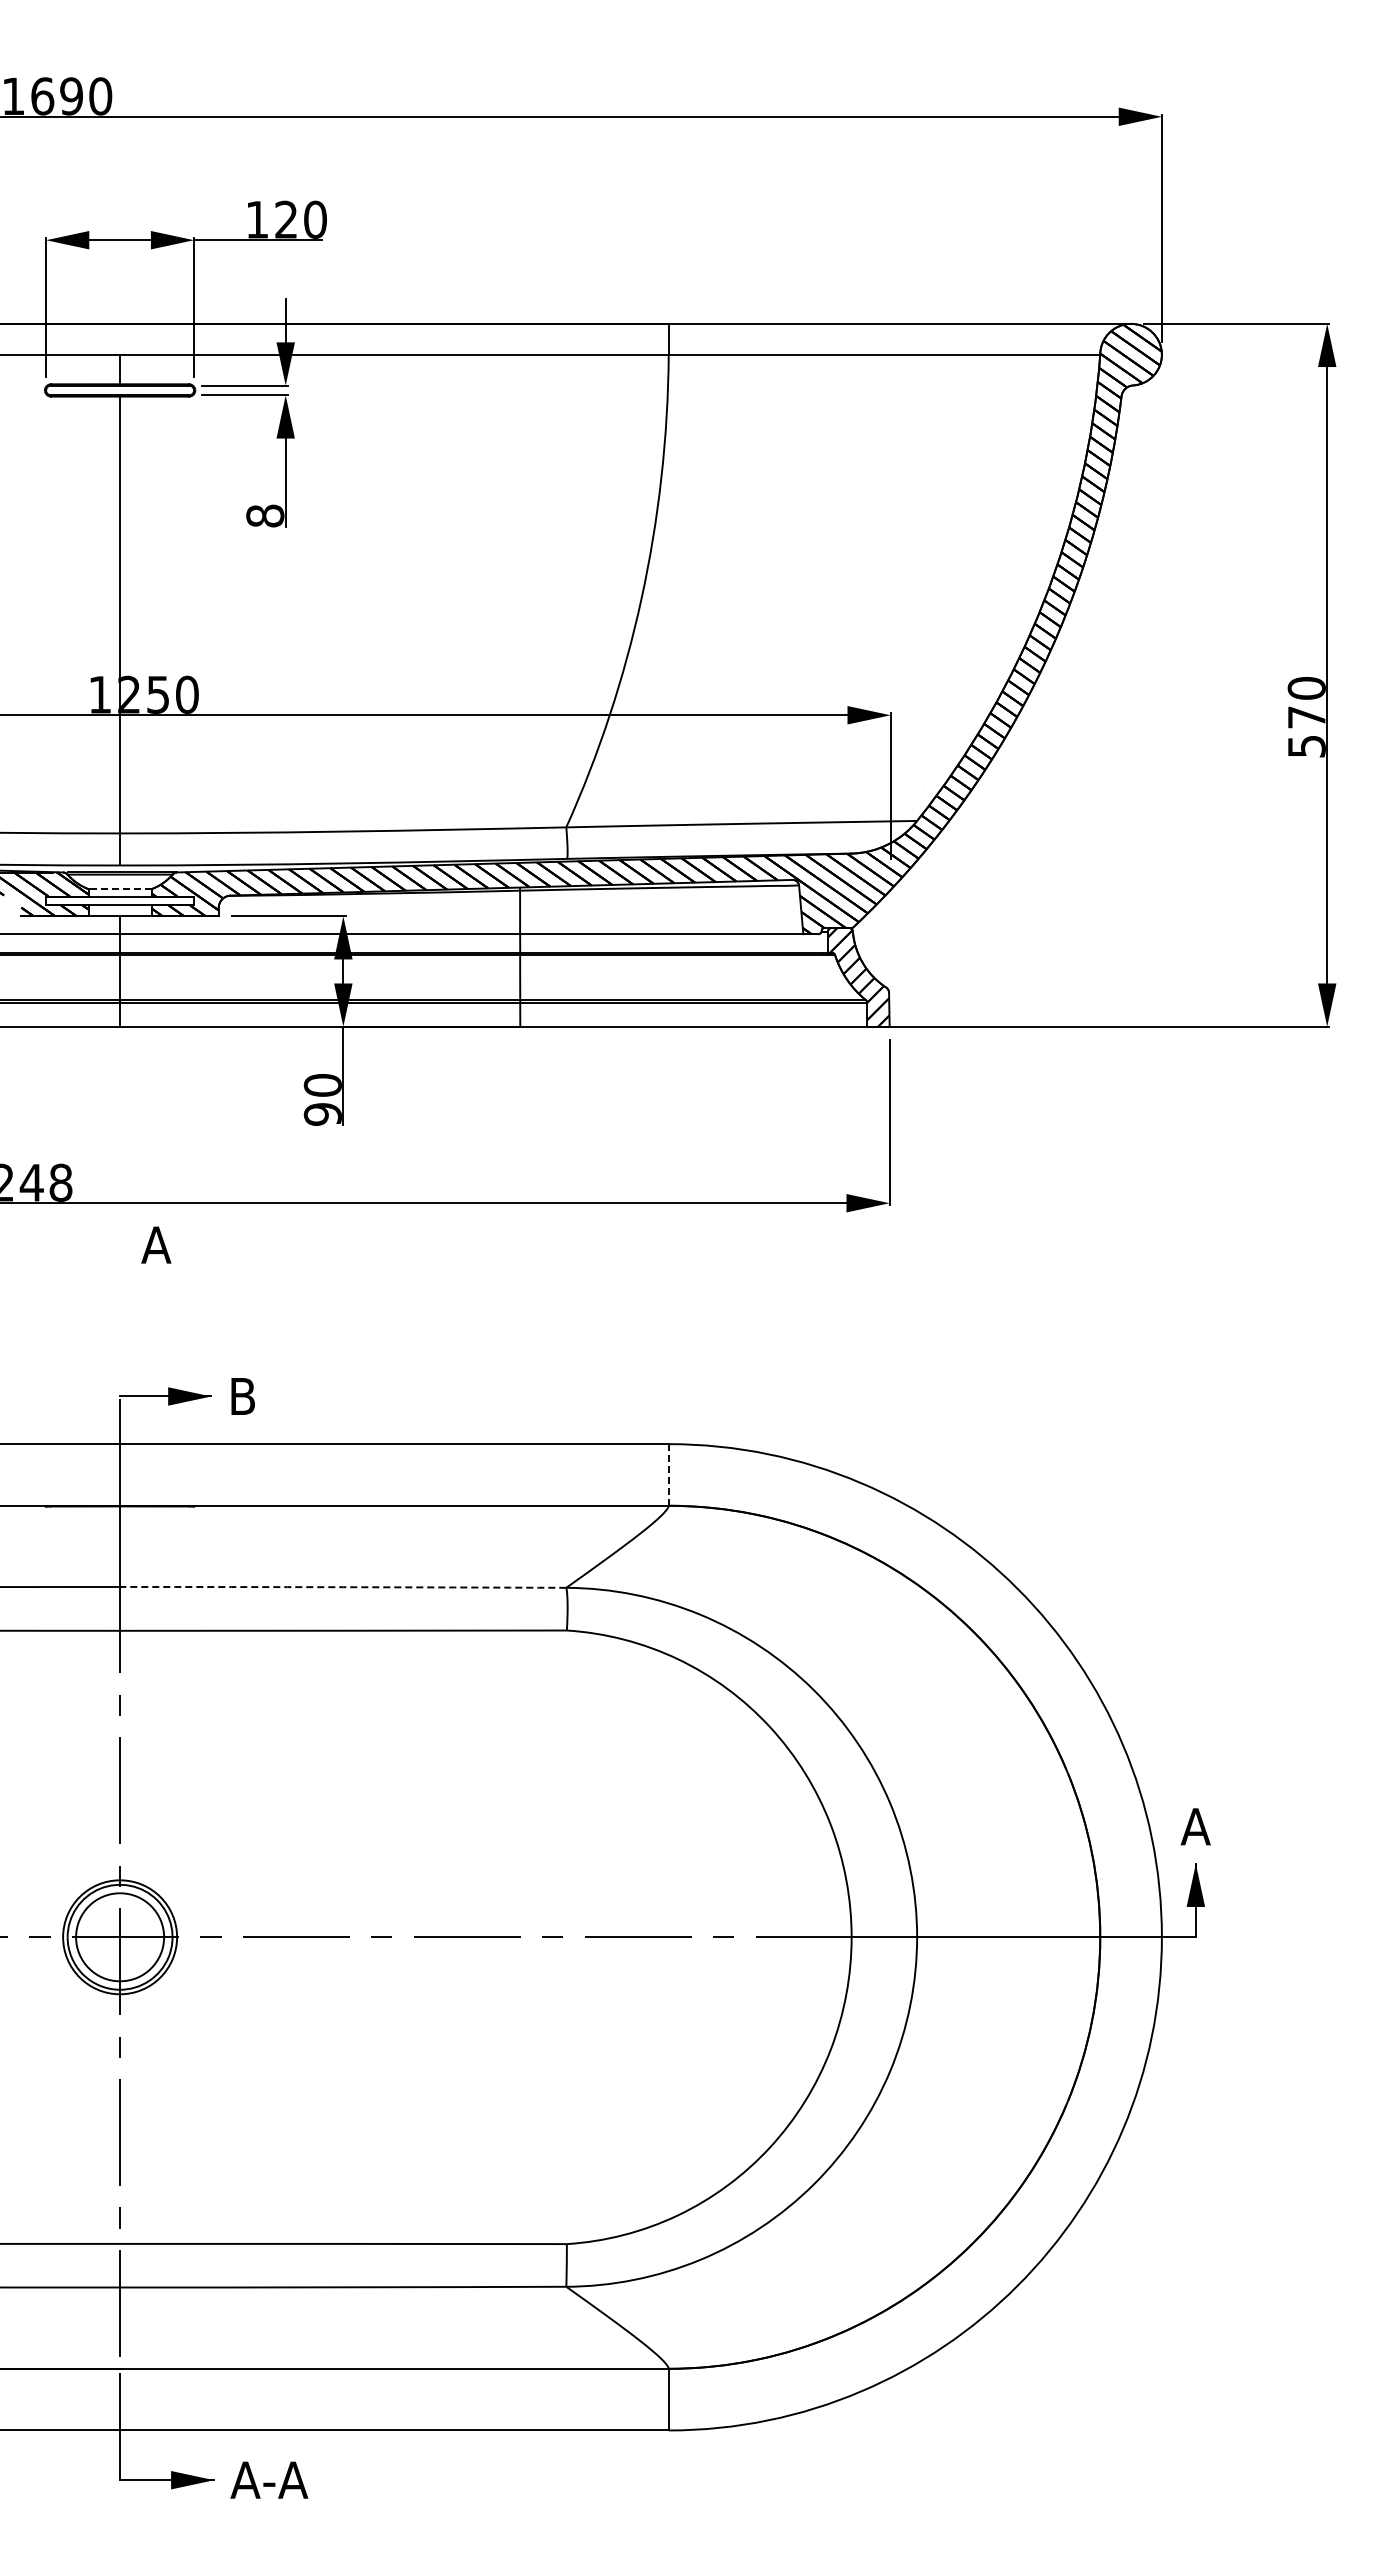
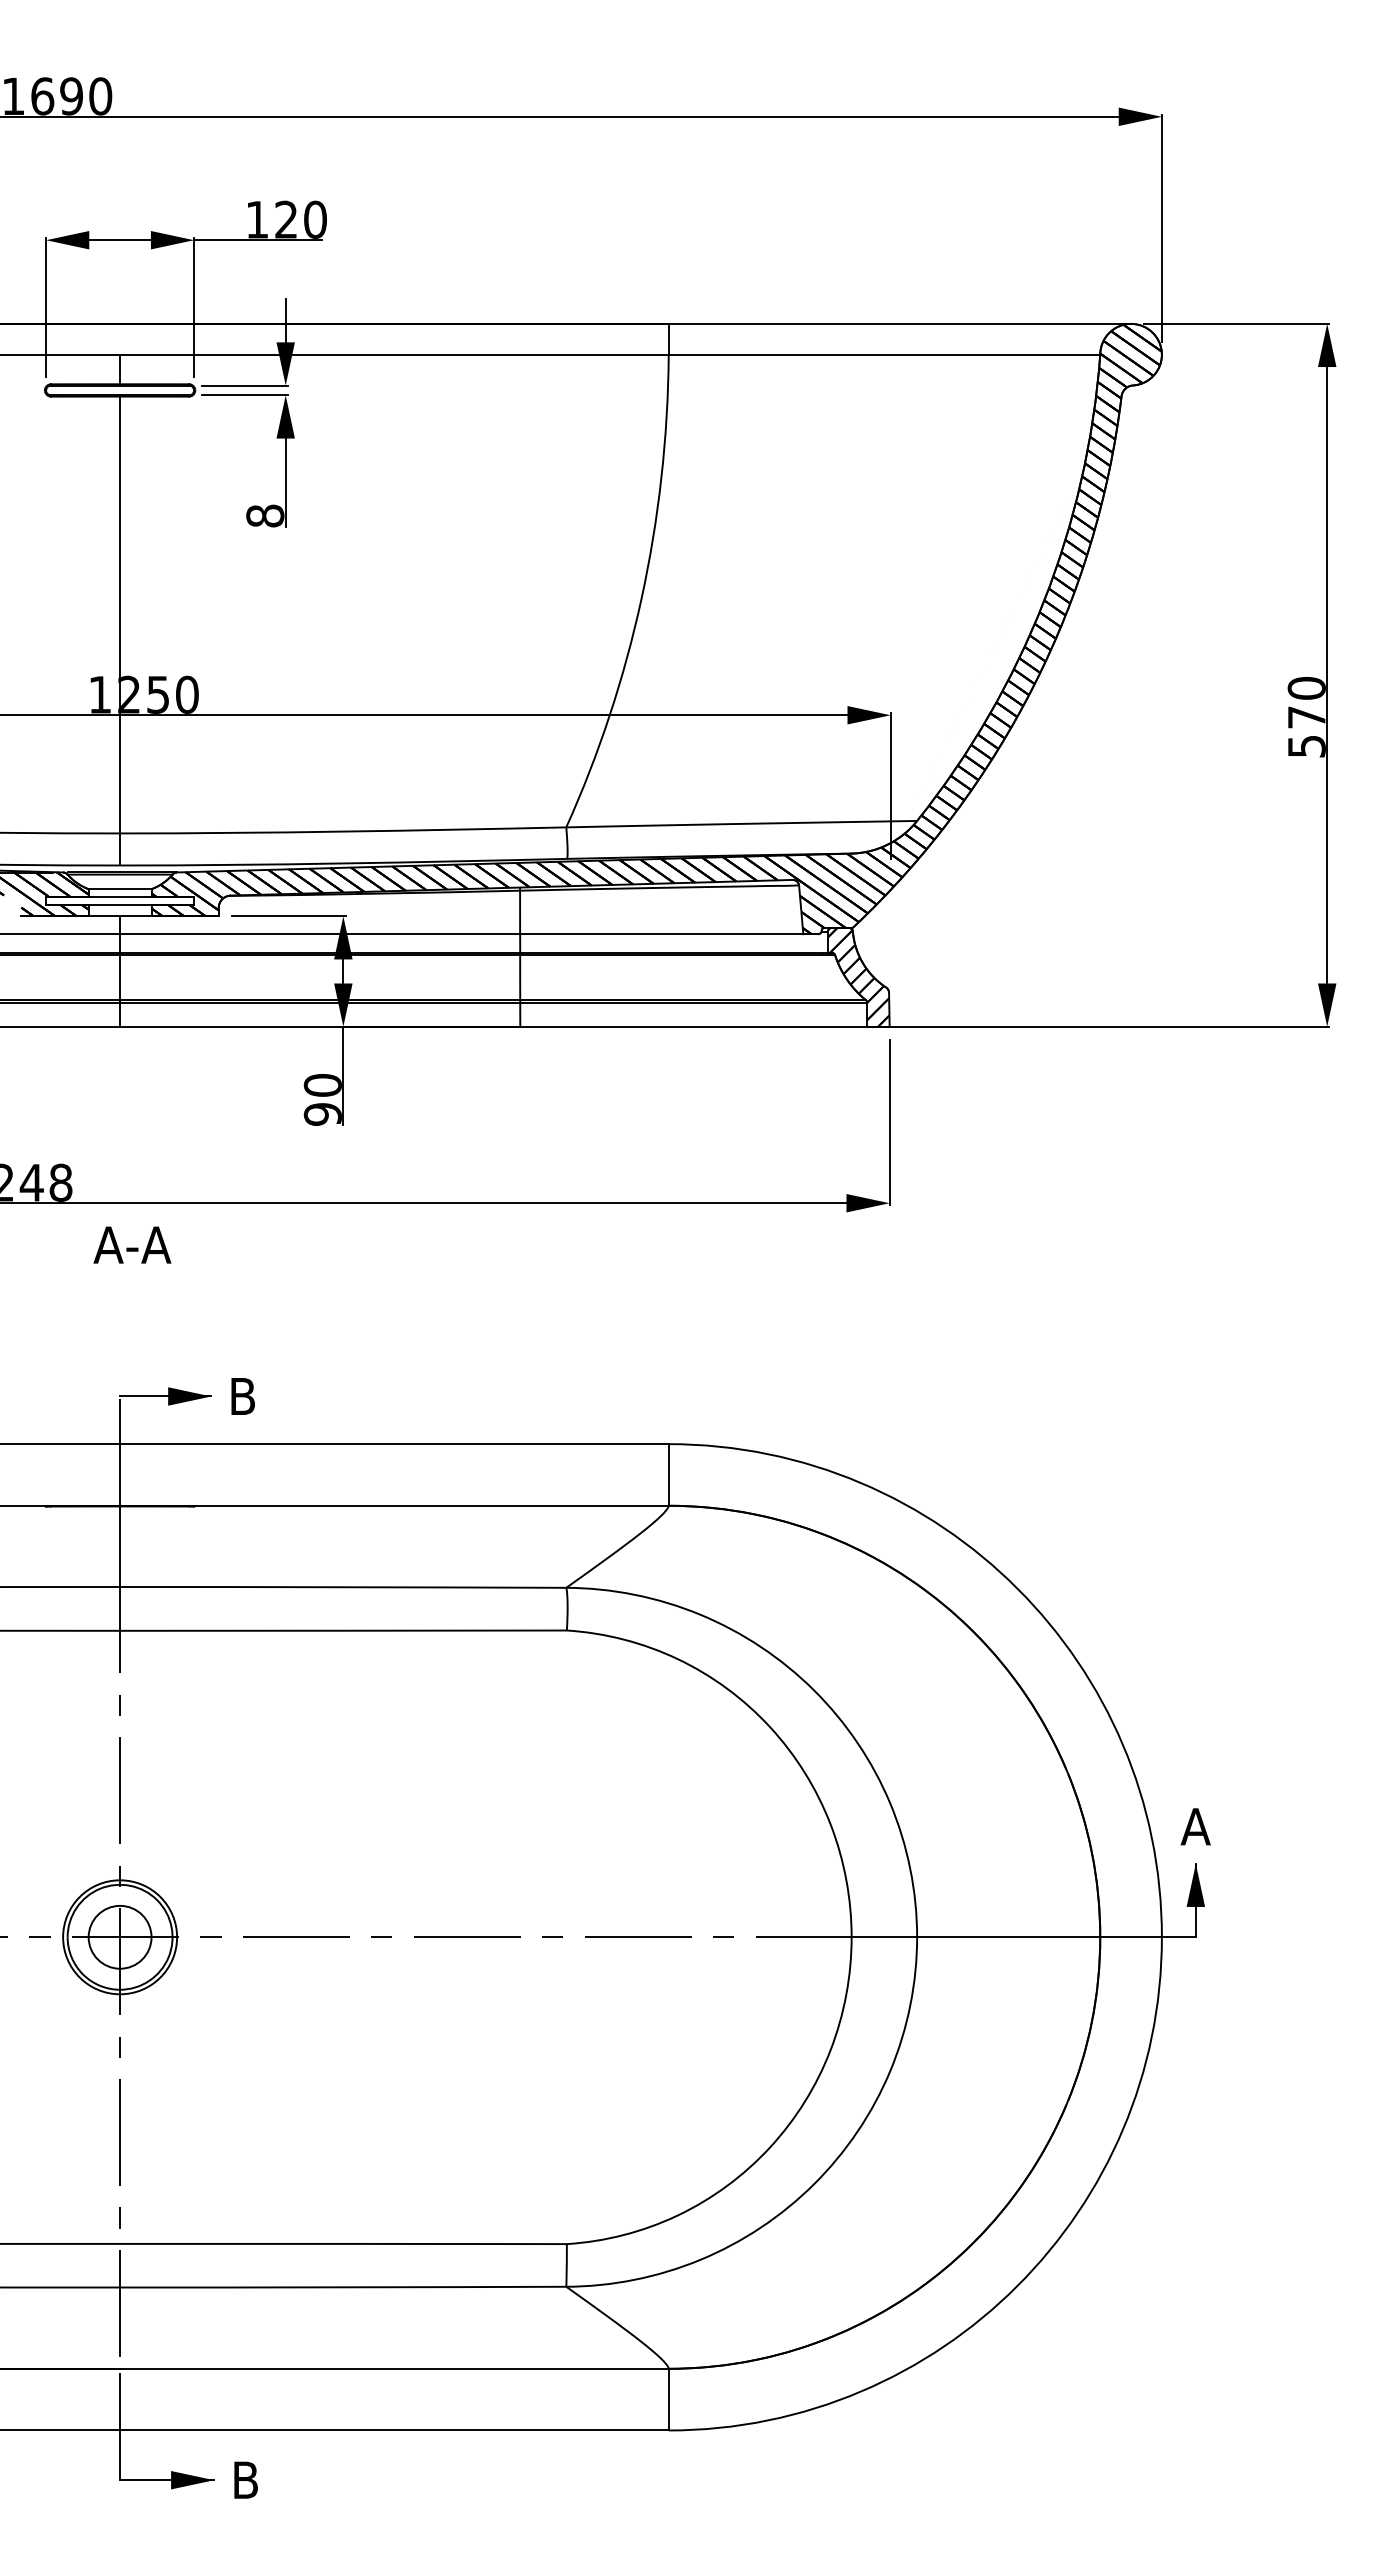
line: dashed -> solid (119, 889)
text: A -> A-A (115, 1244)
line: dashed -> solid (668, 1474)
arc: dashed -> solid (343, 1587)
circle diameter: 88 px -> 63 px (119, 1936)
text: A-A -> B (269, 2479)
